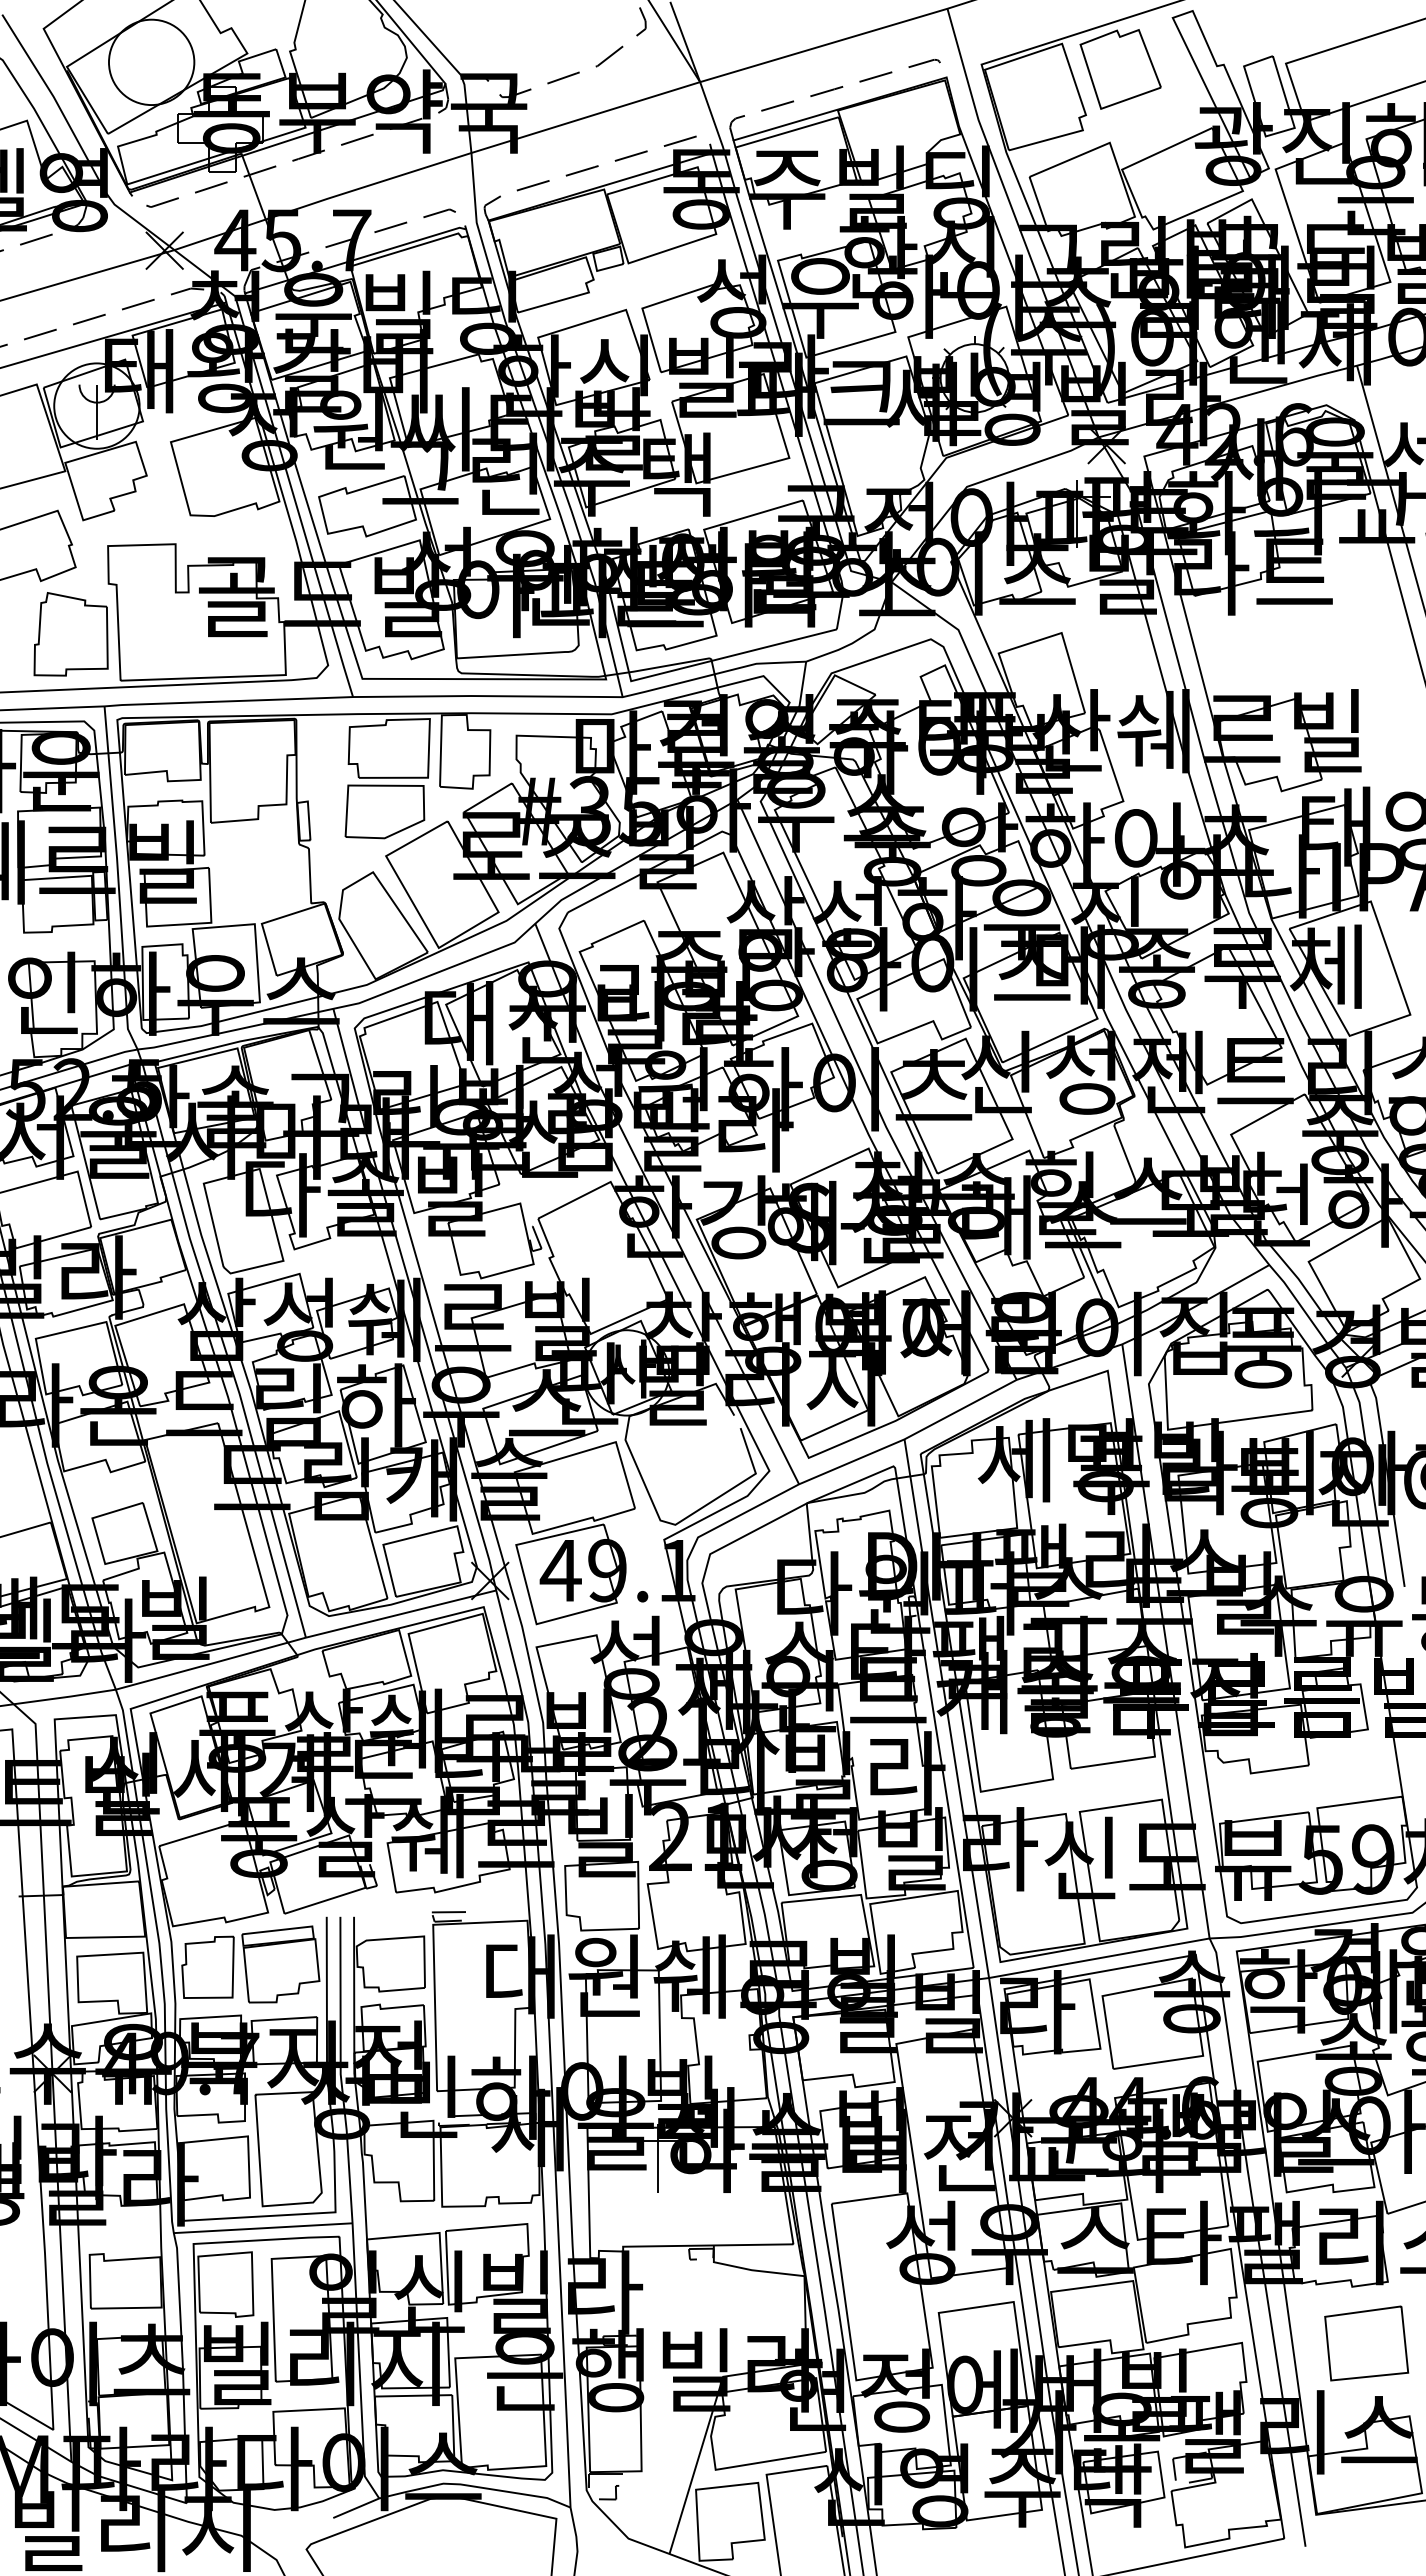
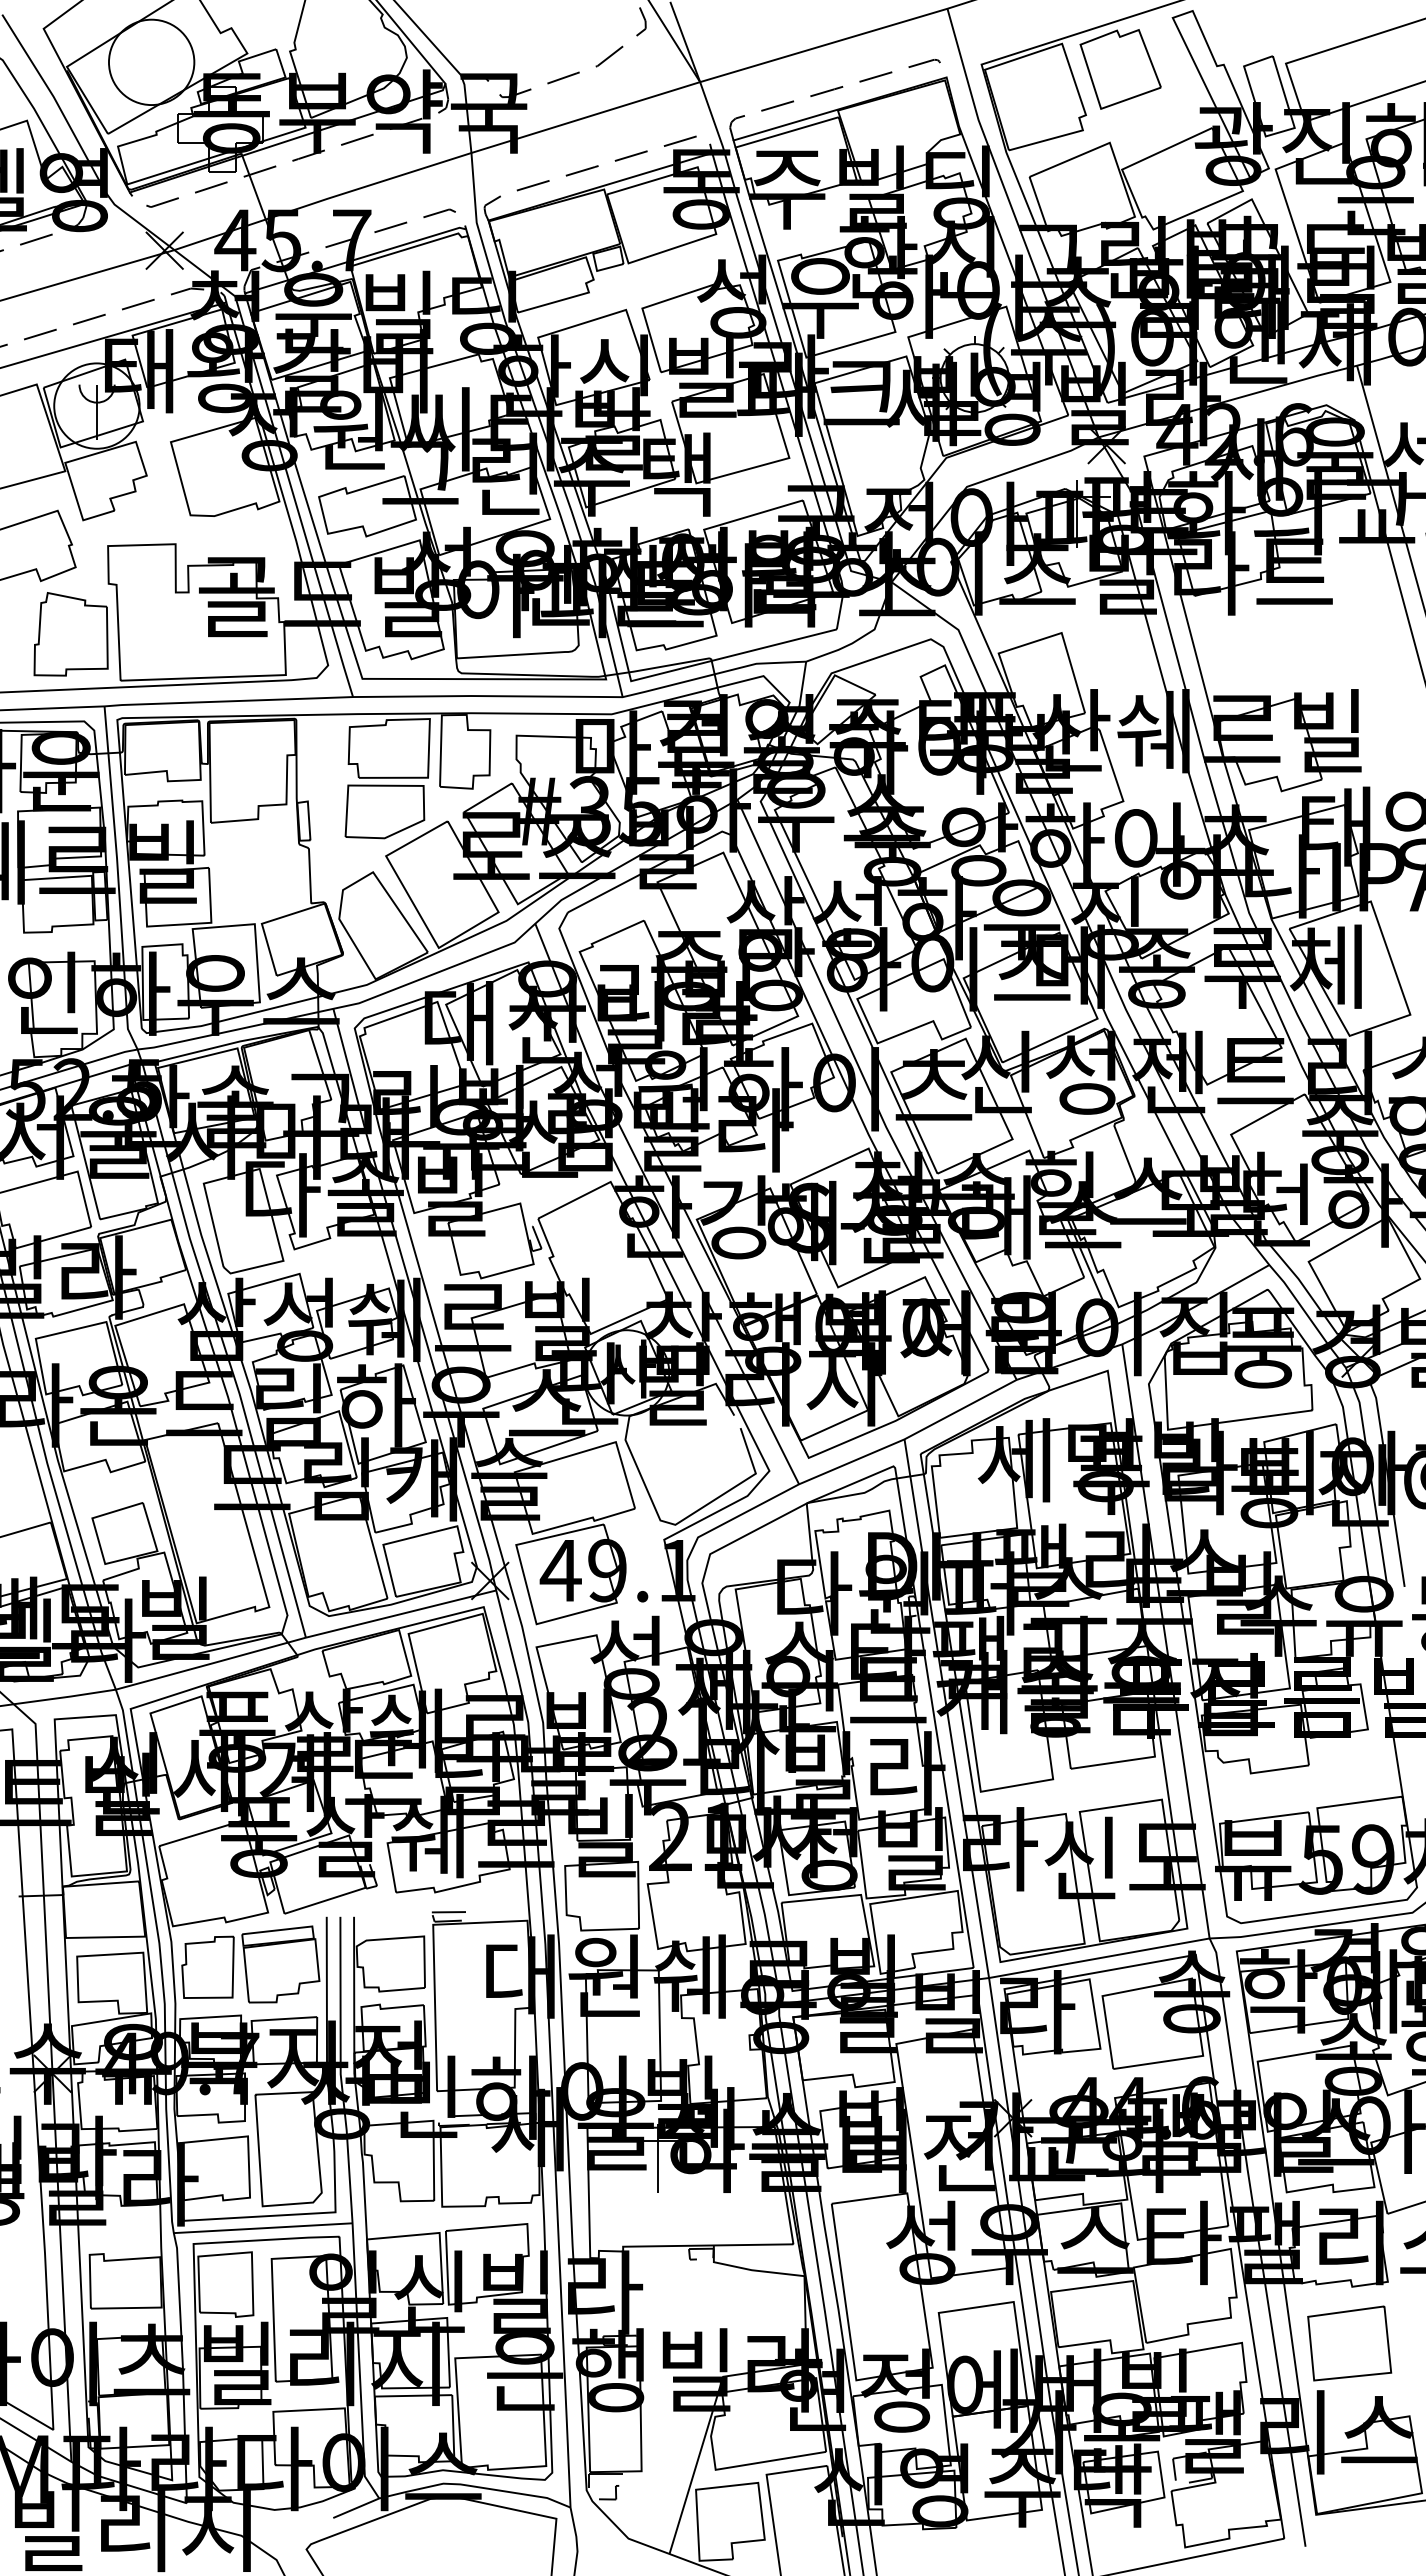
part position: (1366, 2343) -> (1349, 2343) (1349, 2343)
